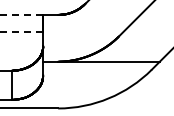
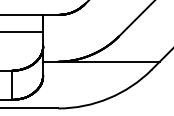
line: dashed -> solid (22, 14)
line: dashed -> solid (21, 32)
